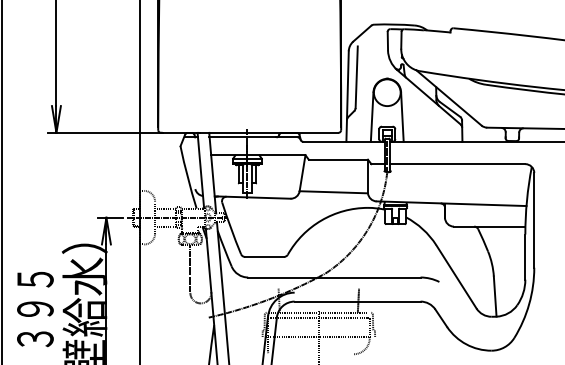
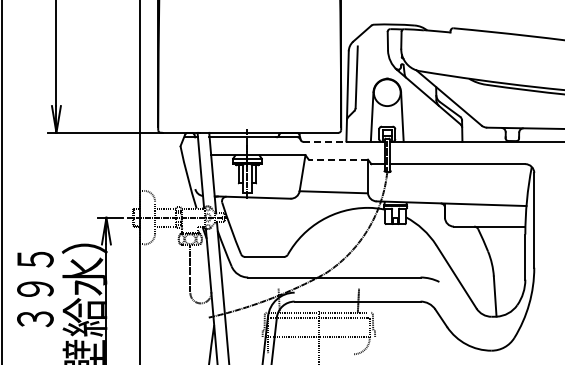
line: solid -> dashed (325, 141)
line: solid -> dashed (338, 159)
text position: (35, 309) -> (35, 289) (35, 289)
